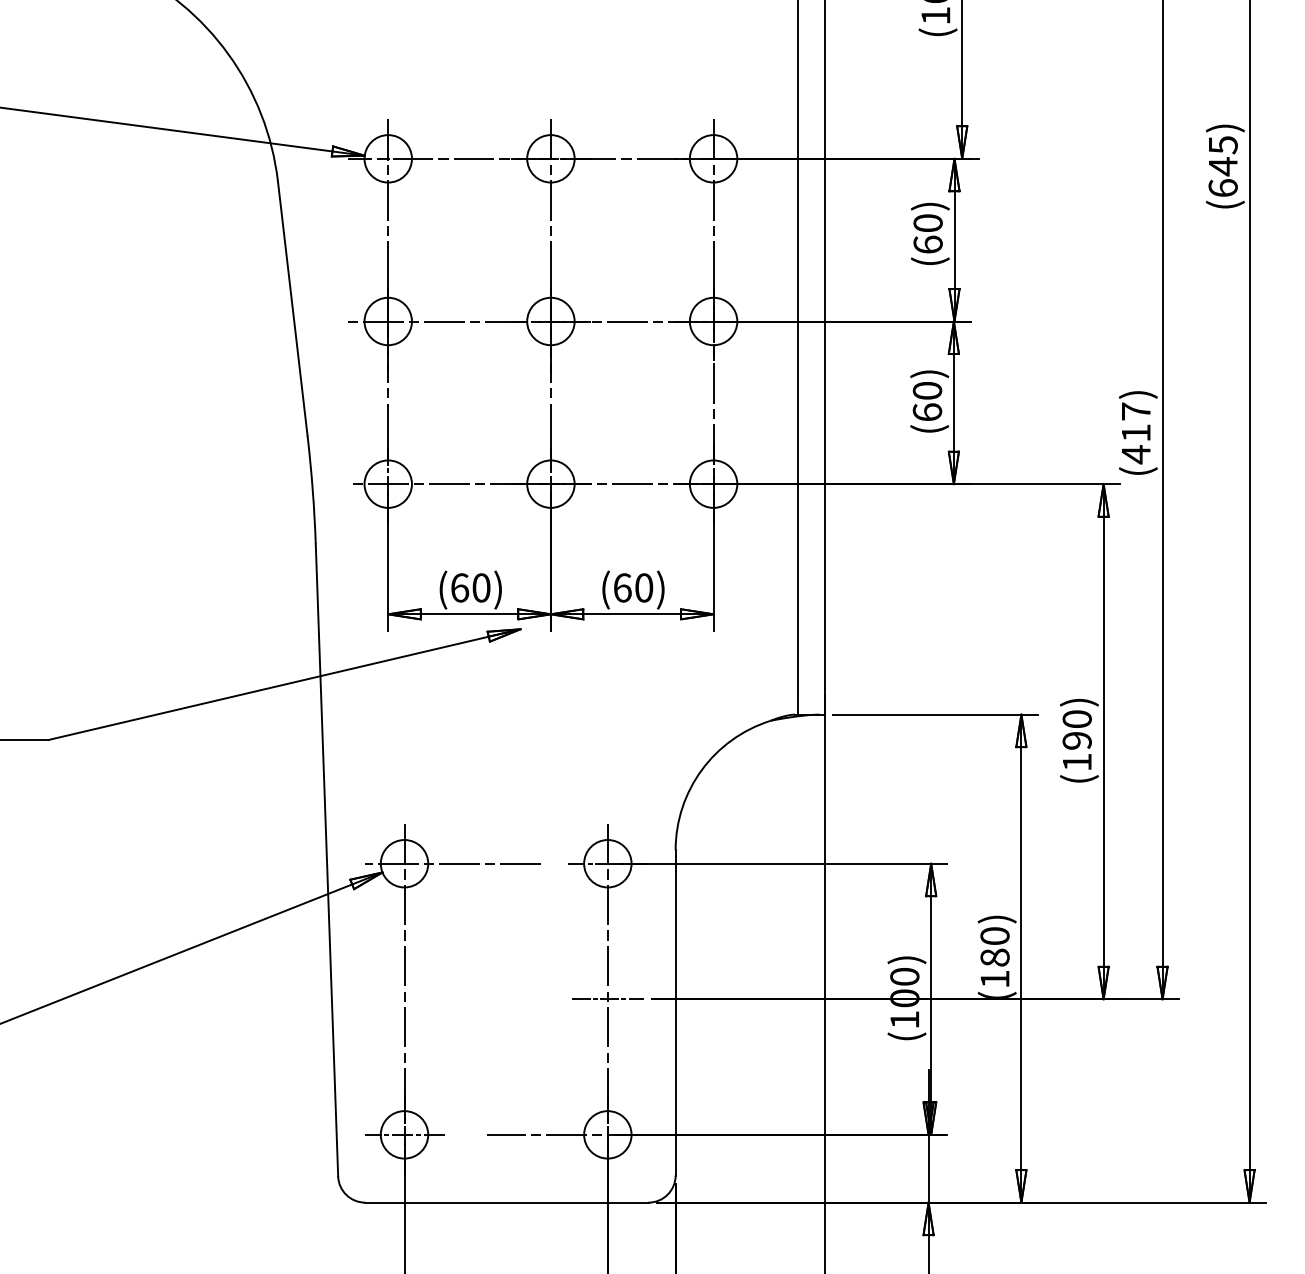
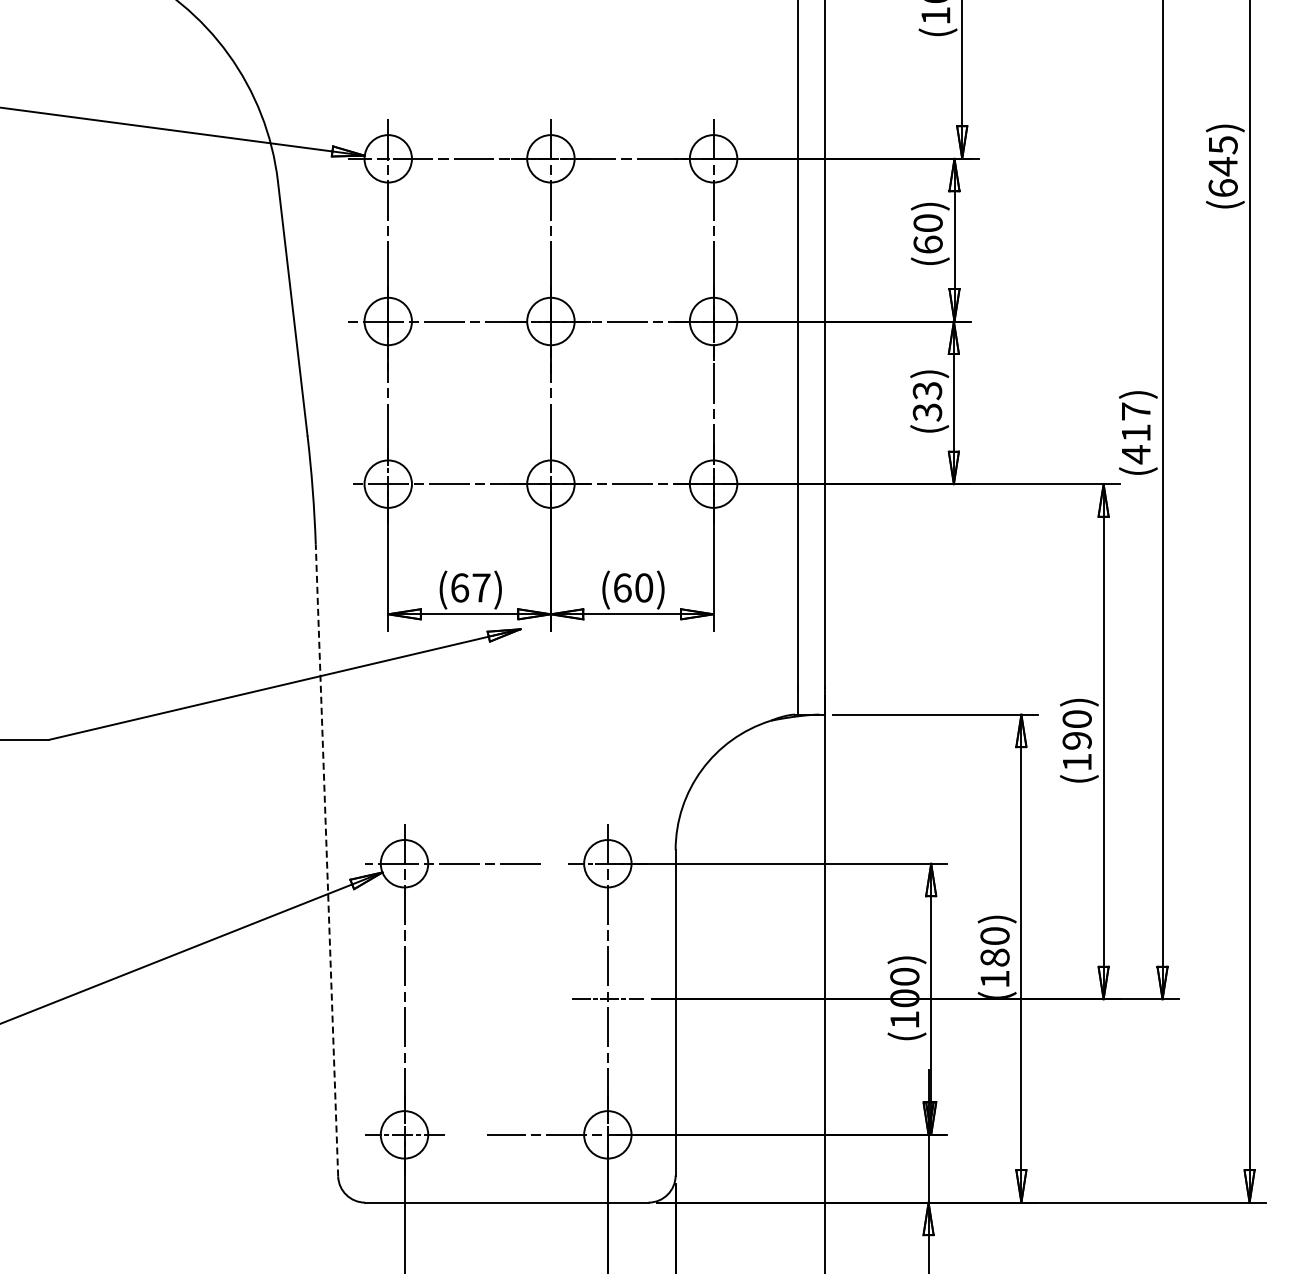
text: (60) -> (33) (927, 401)
text: (60) -> (67) (481, 587)
line: solid -> dashed (326, 859)
